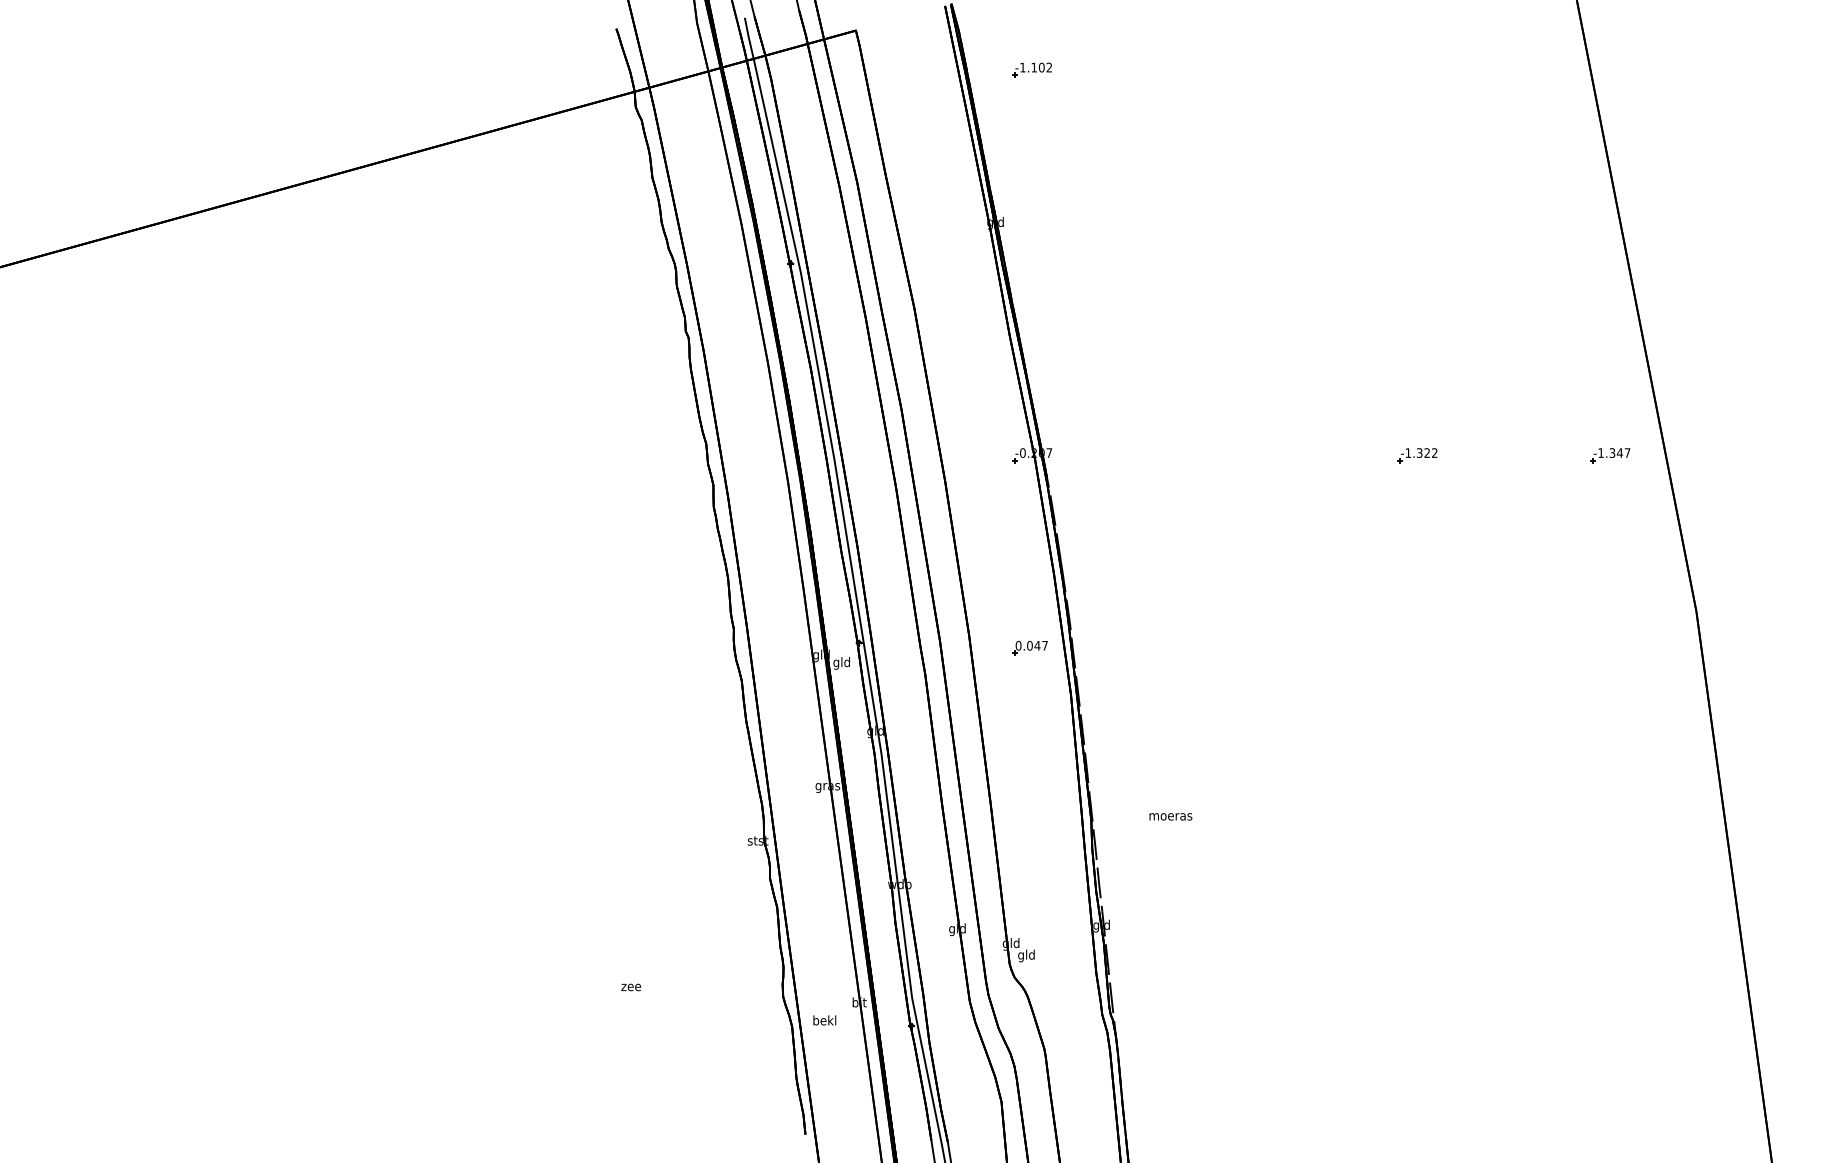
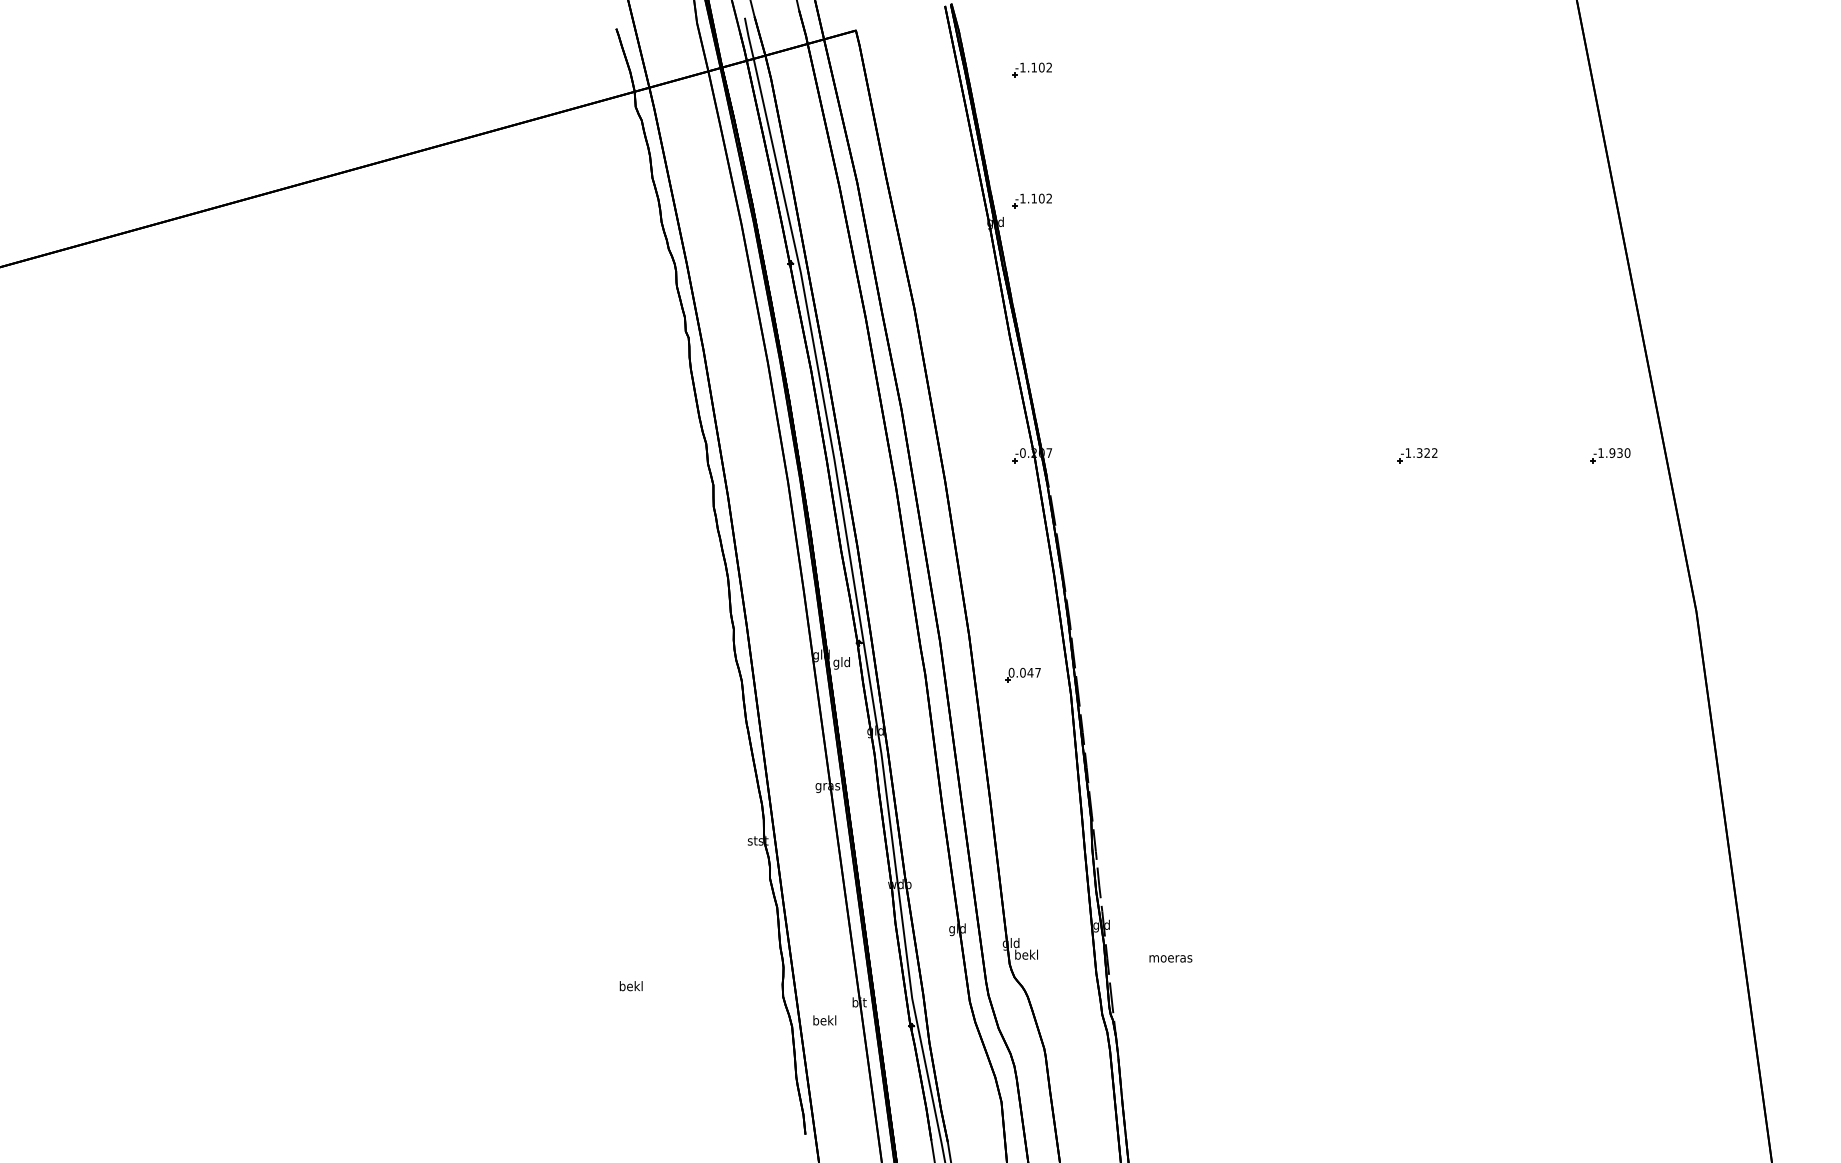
part: none -> present (1031, 200)
text: -1.347 -> -1.930 (1619, 452)
part position: (1029, 647) -> (1022, 674) (1022, 674)
text position: (1170, 816) -> (1170, 958) (1170, 958)
text: gld -> bekl (1026, 955)
text: zee -> bekl (630, 986)
